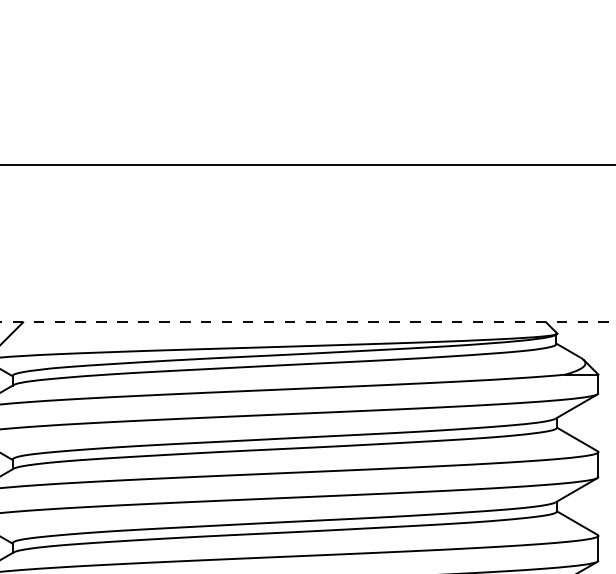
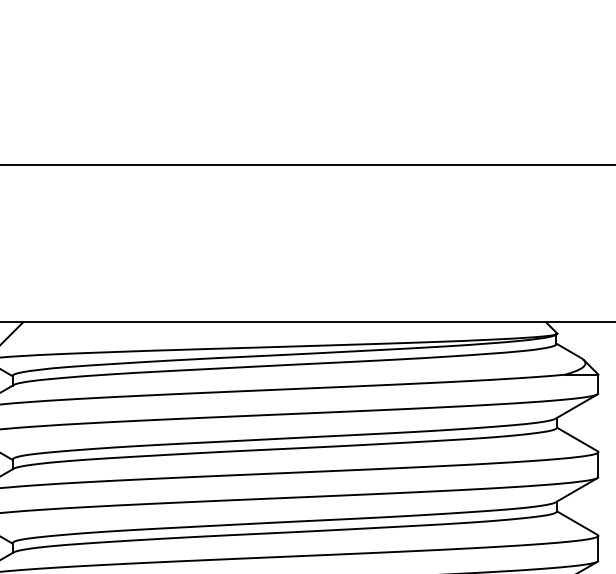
line: dashed -> solid (307, 322)
